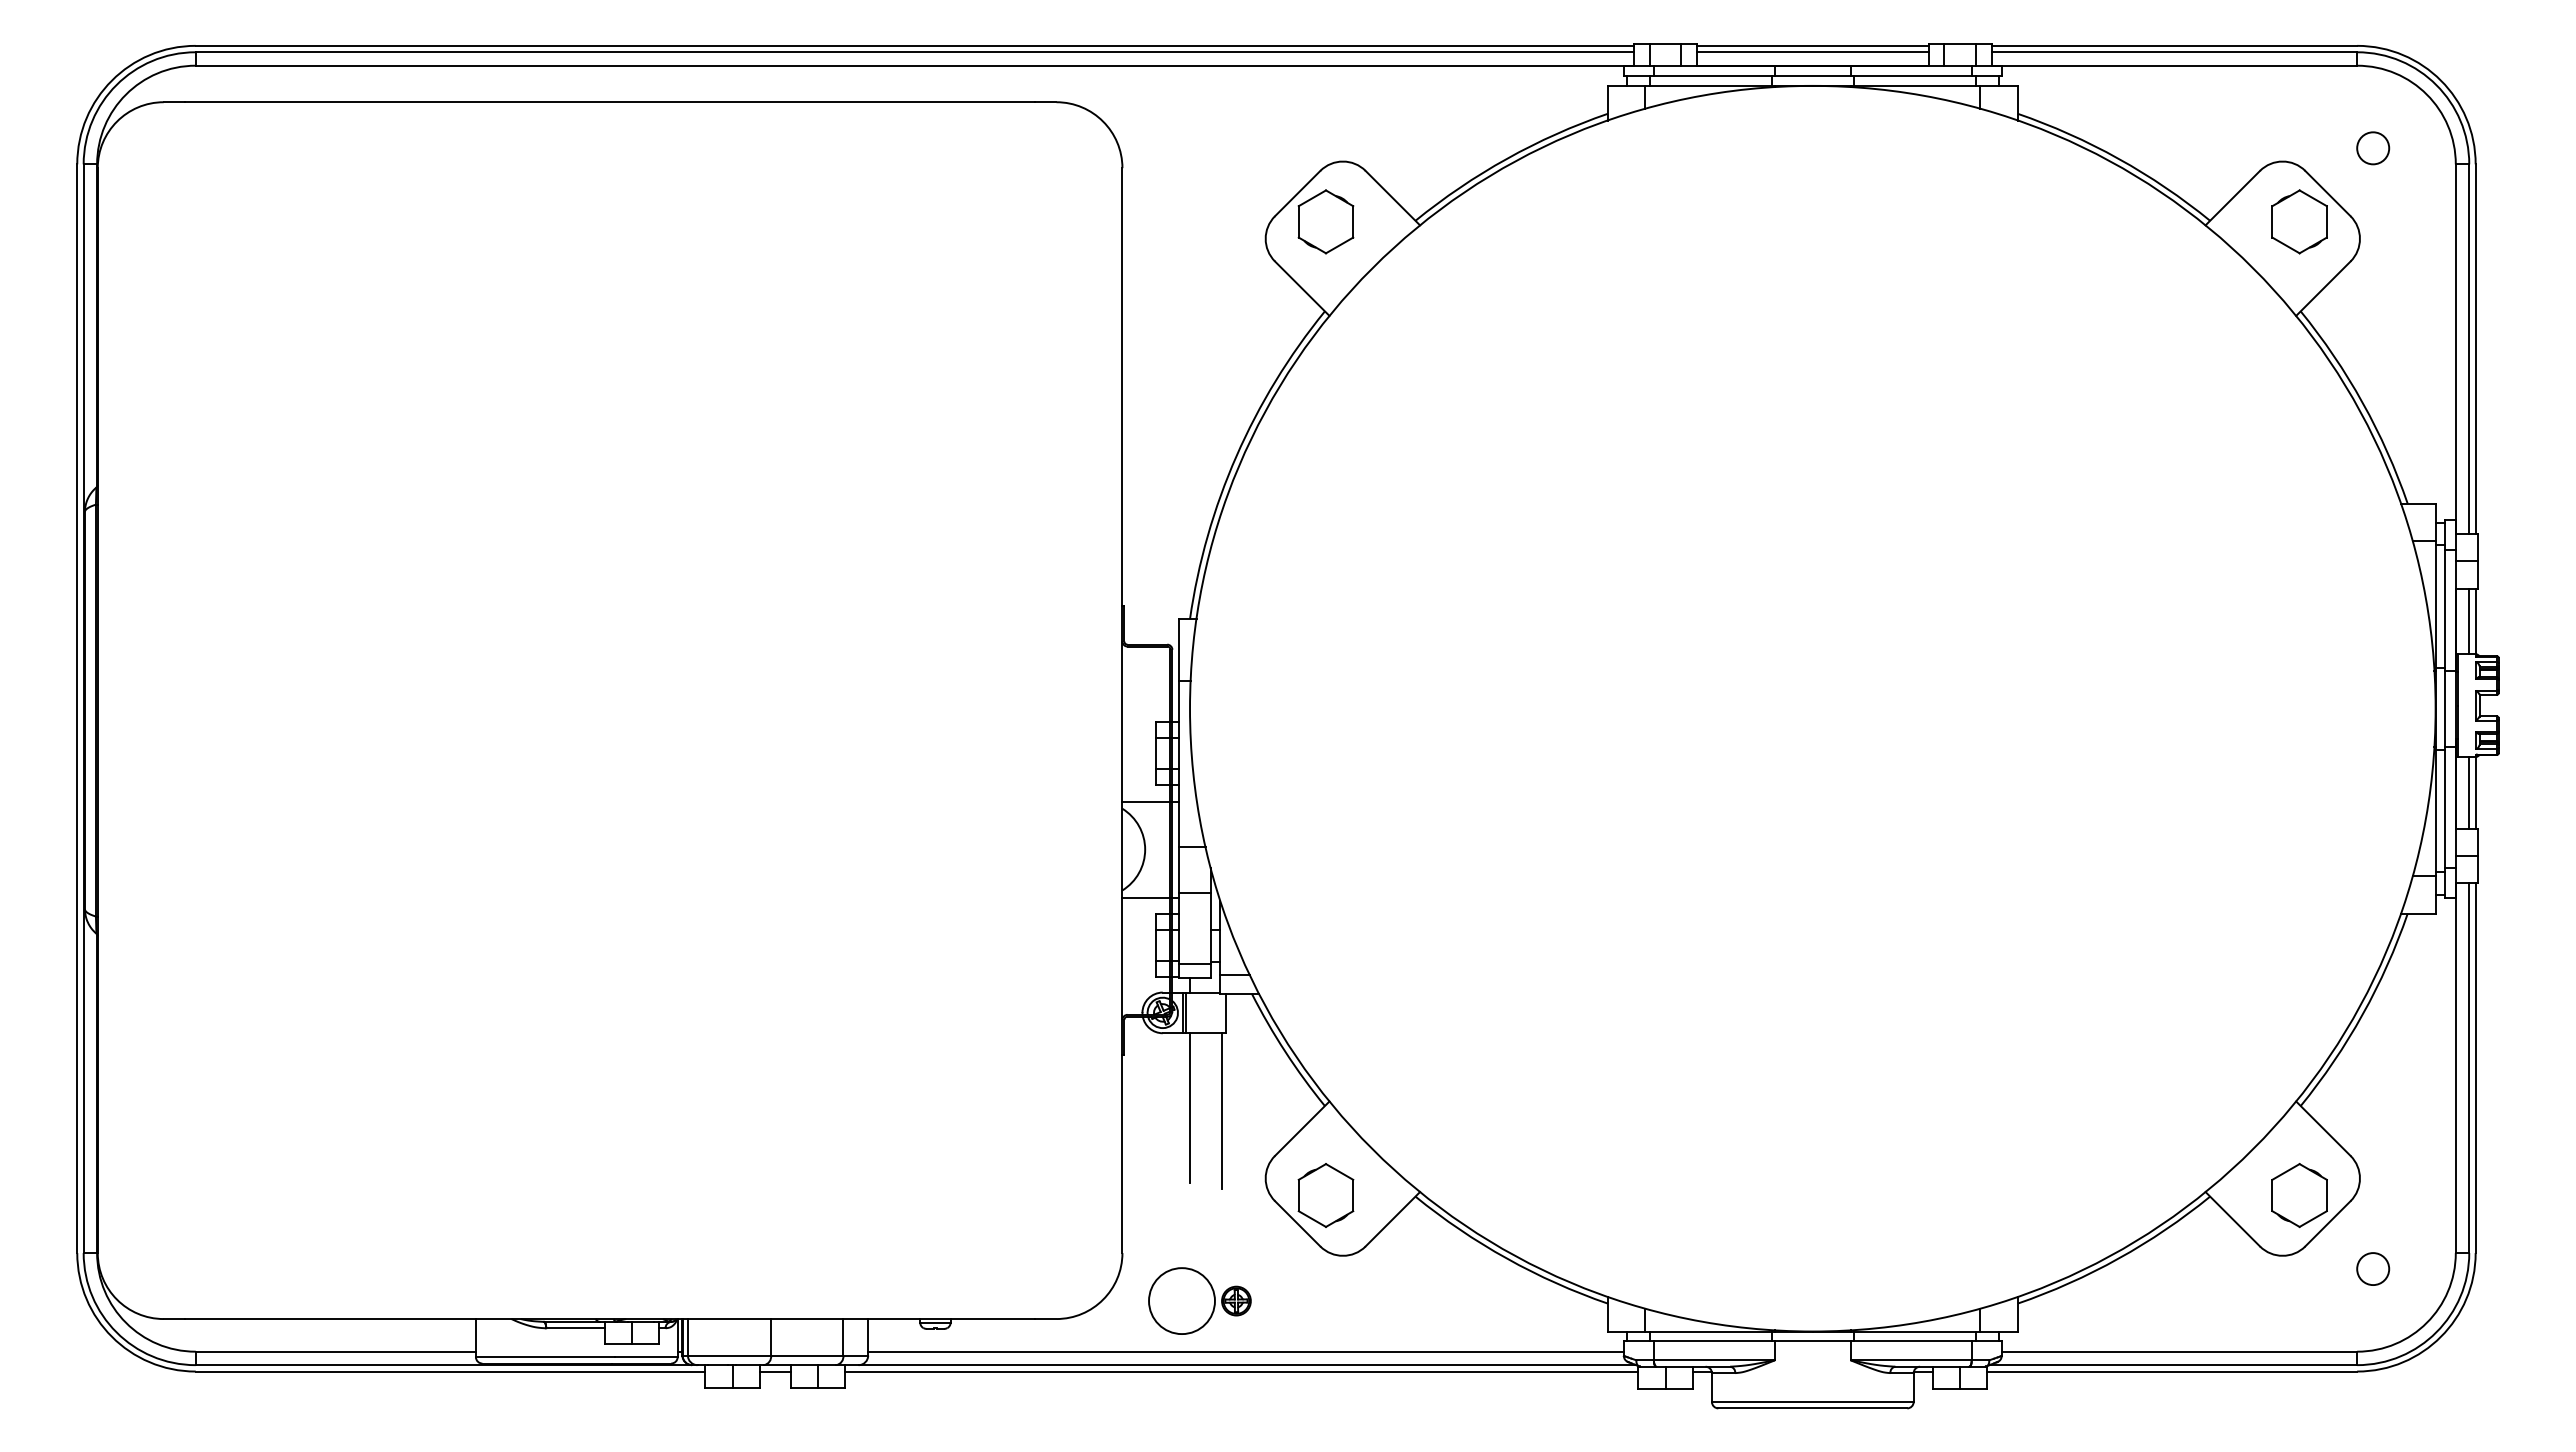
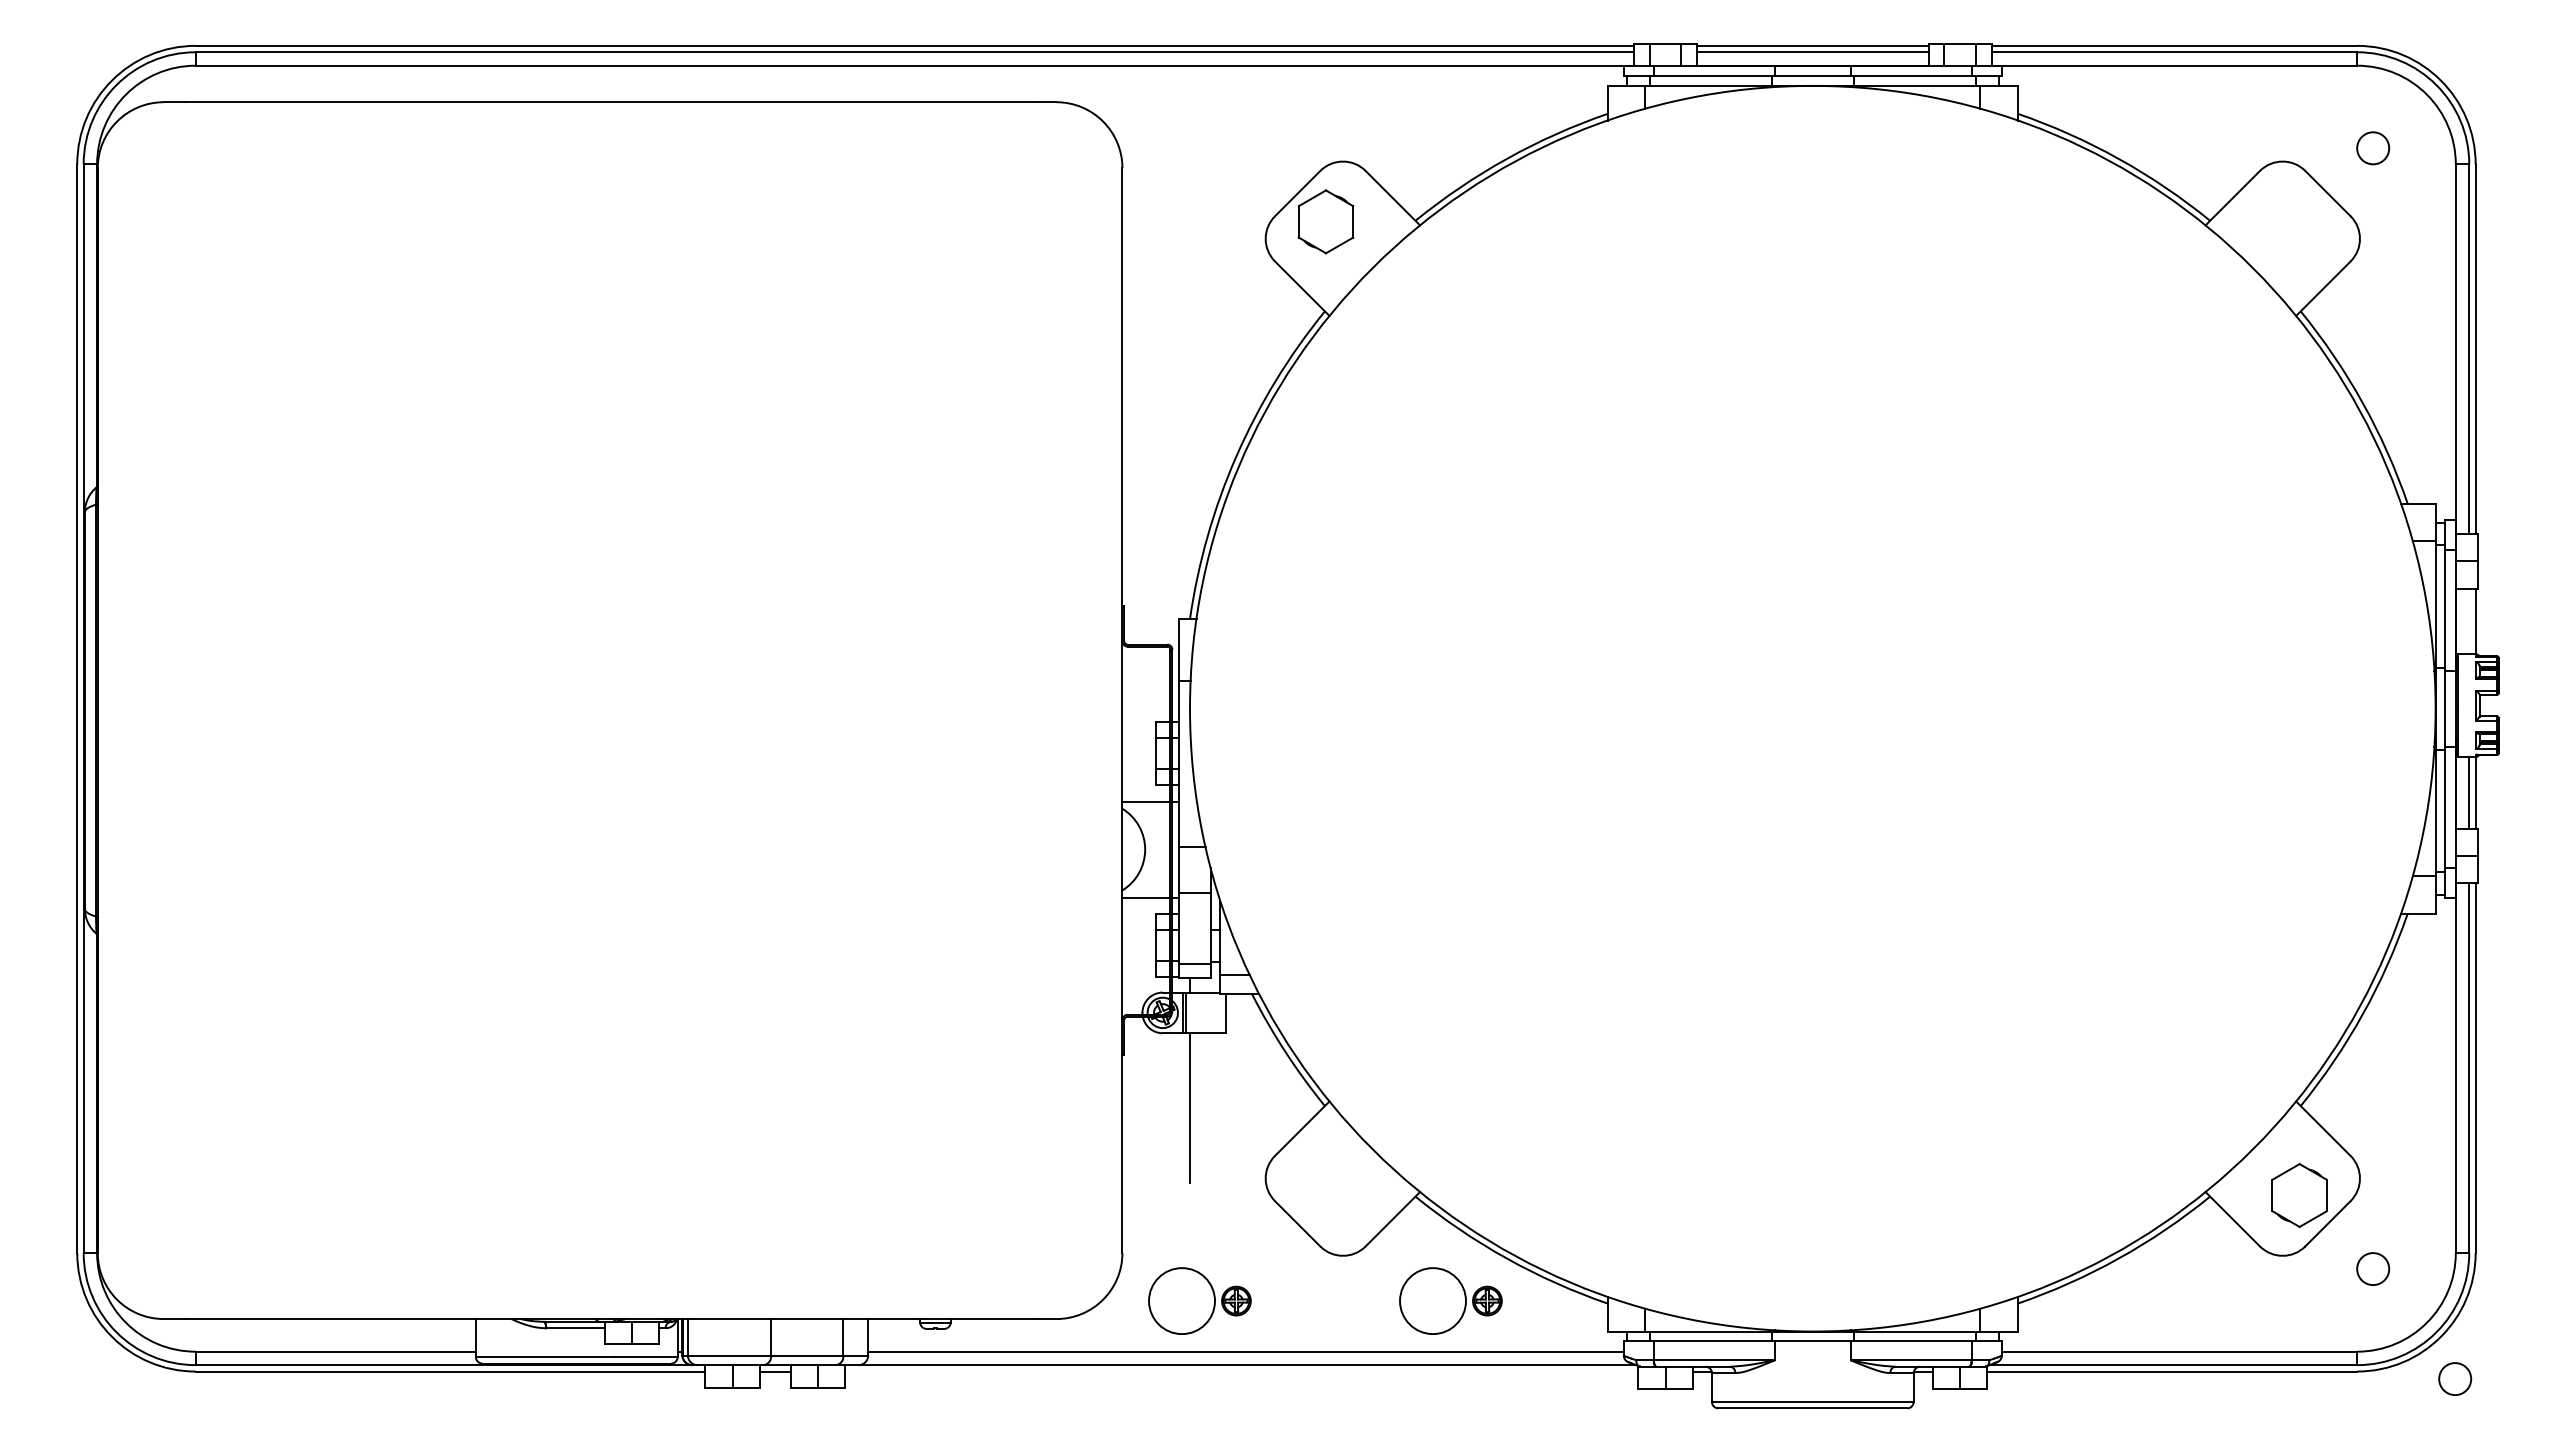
part: present -> none (2299, 221)
line: present -> none (2469, 621)
line: present -> none (1222, 1111)
part: present -> none (1325, 1195)
part: none -> present (1450, 1300)
line: present -> none (1241, 1371)
circle: none -> present (2455, 1378)
